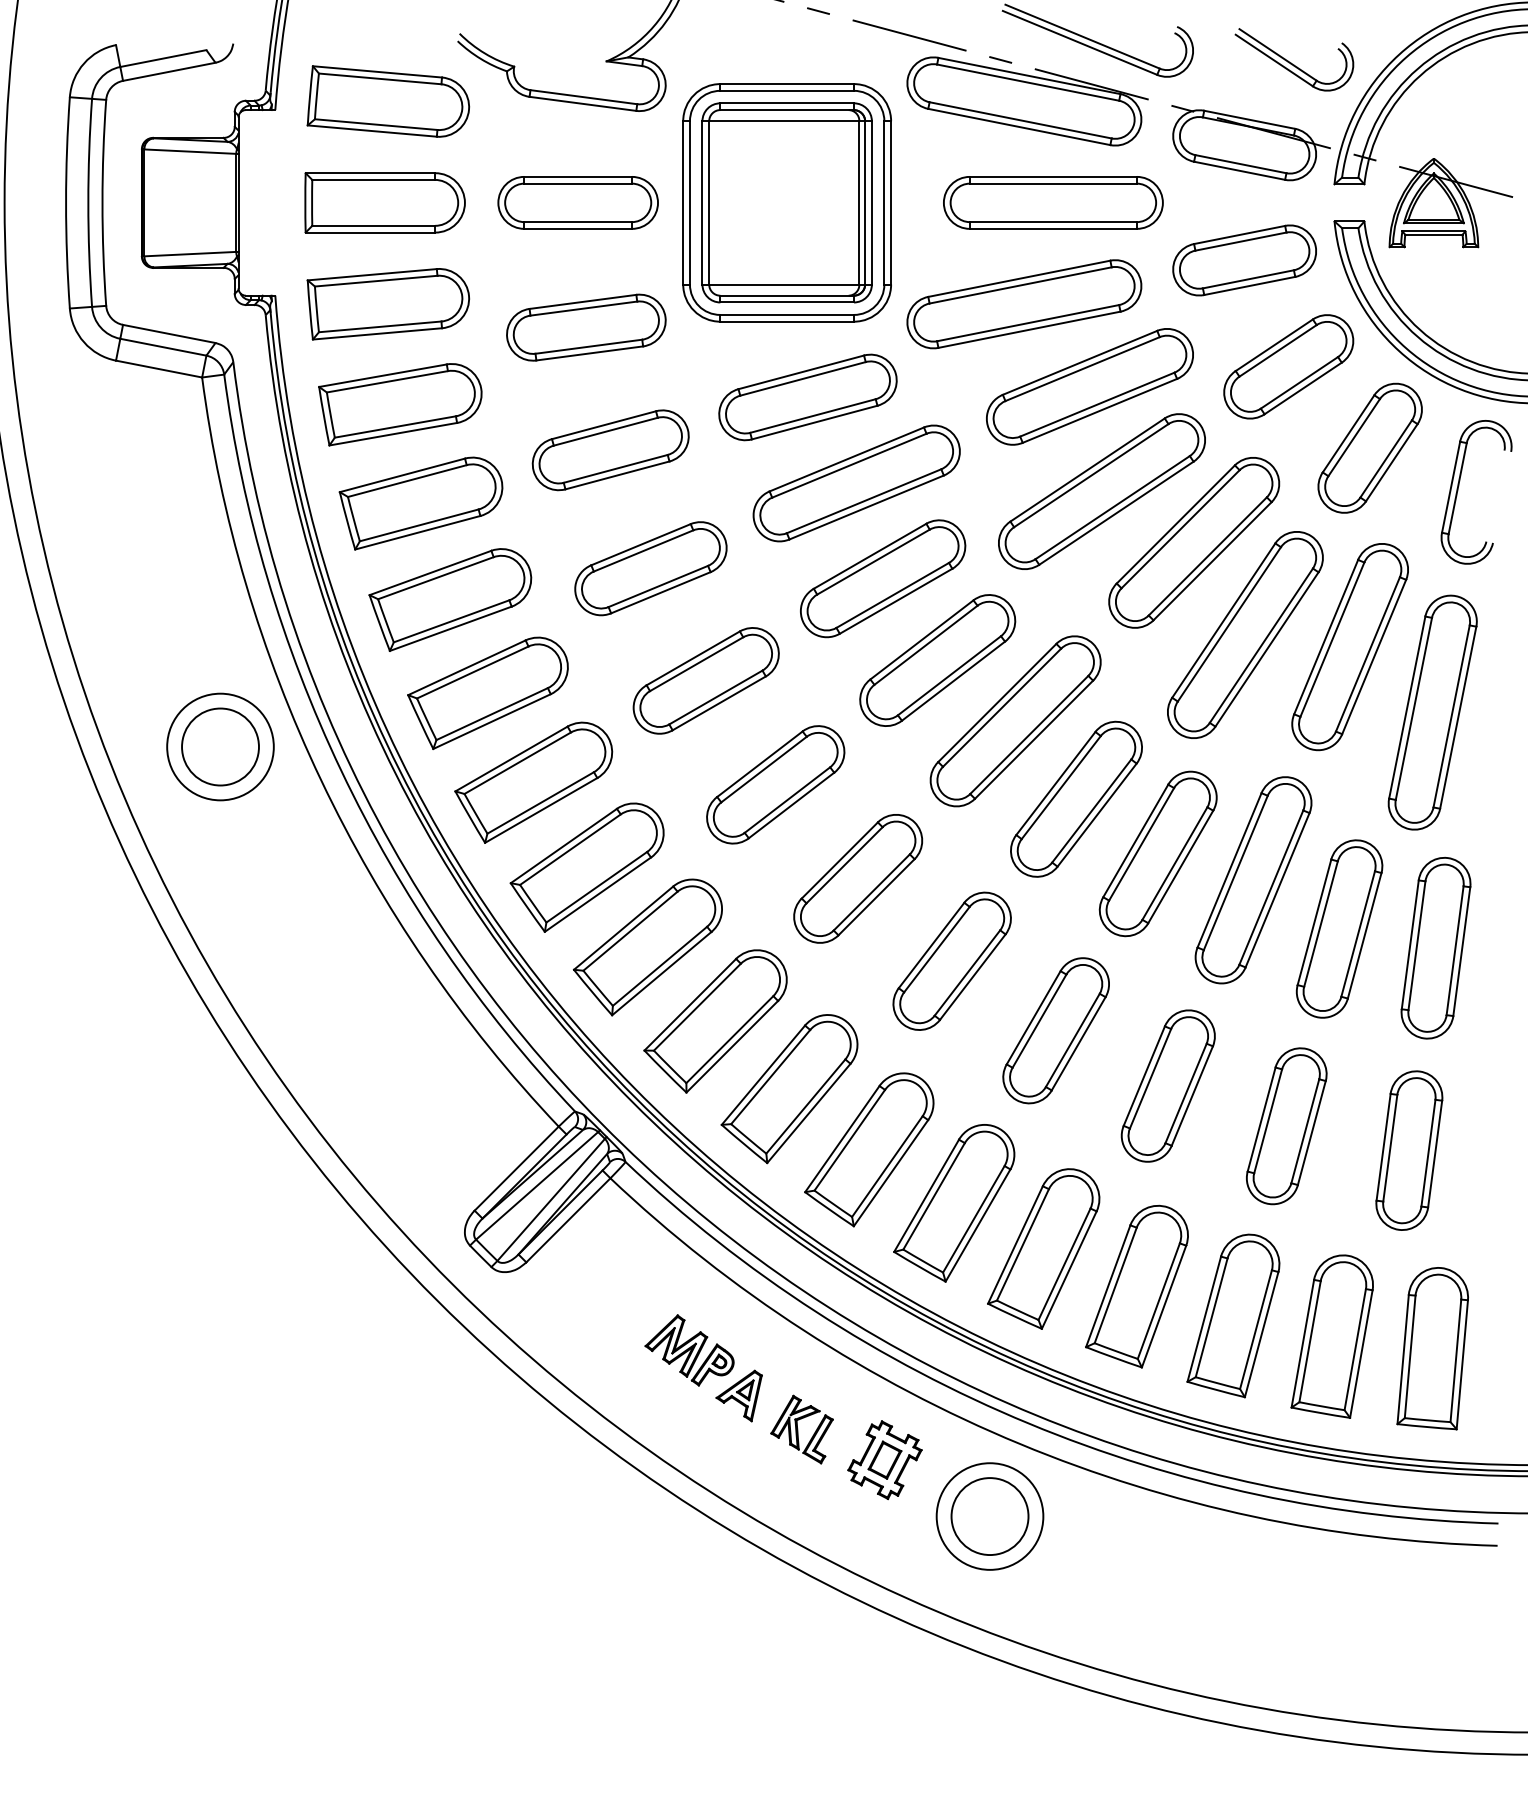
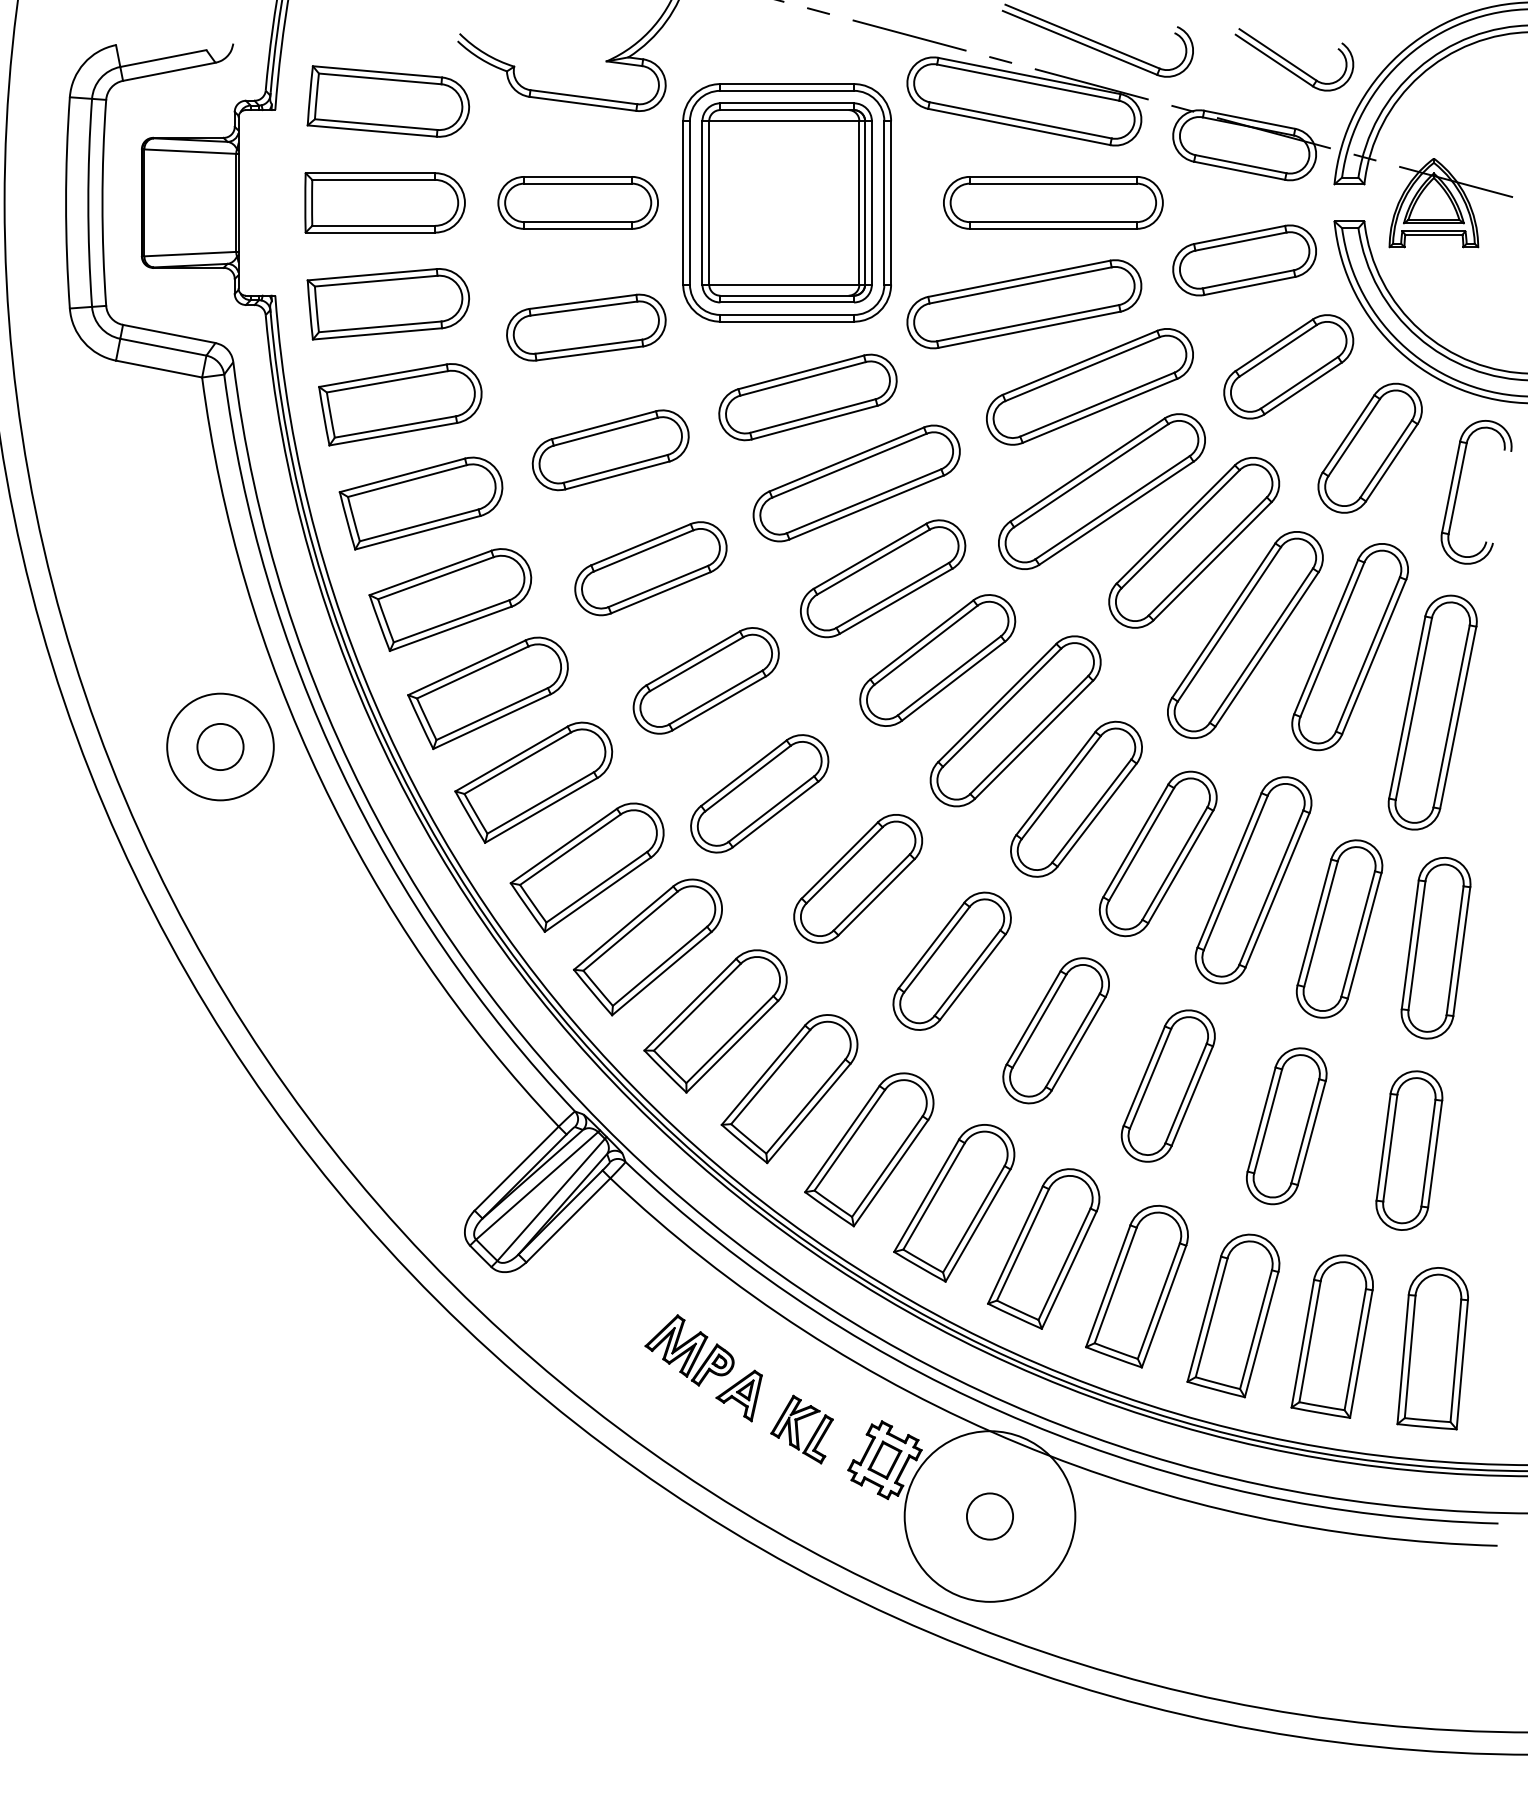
circle diameter: 77 px -> 46 px (220, 746)
part position: (775, 784) -> (759, 793) (759, 793)
circle diameter: 107 px -> 171 px (989, 1516)
circle diameter: 77 px -> 46 px (989, 1516)
